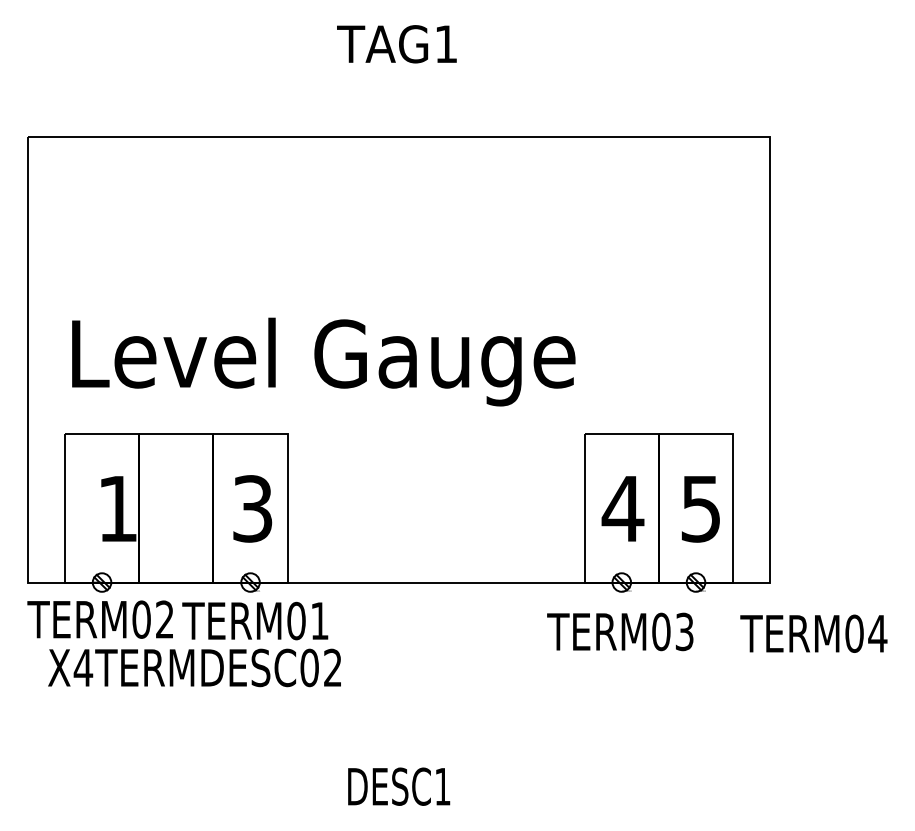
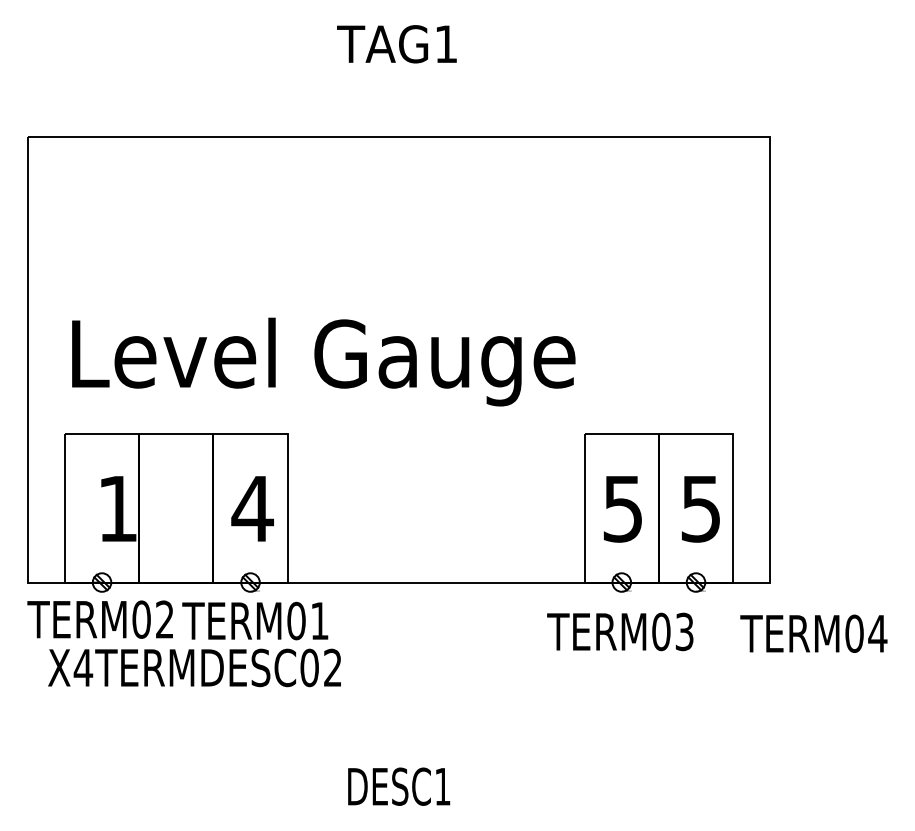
text: 3 -> 4 (252, 508)
text: 4 -> 5 (622, 509)
